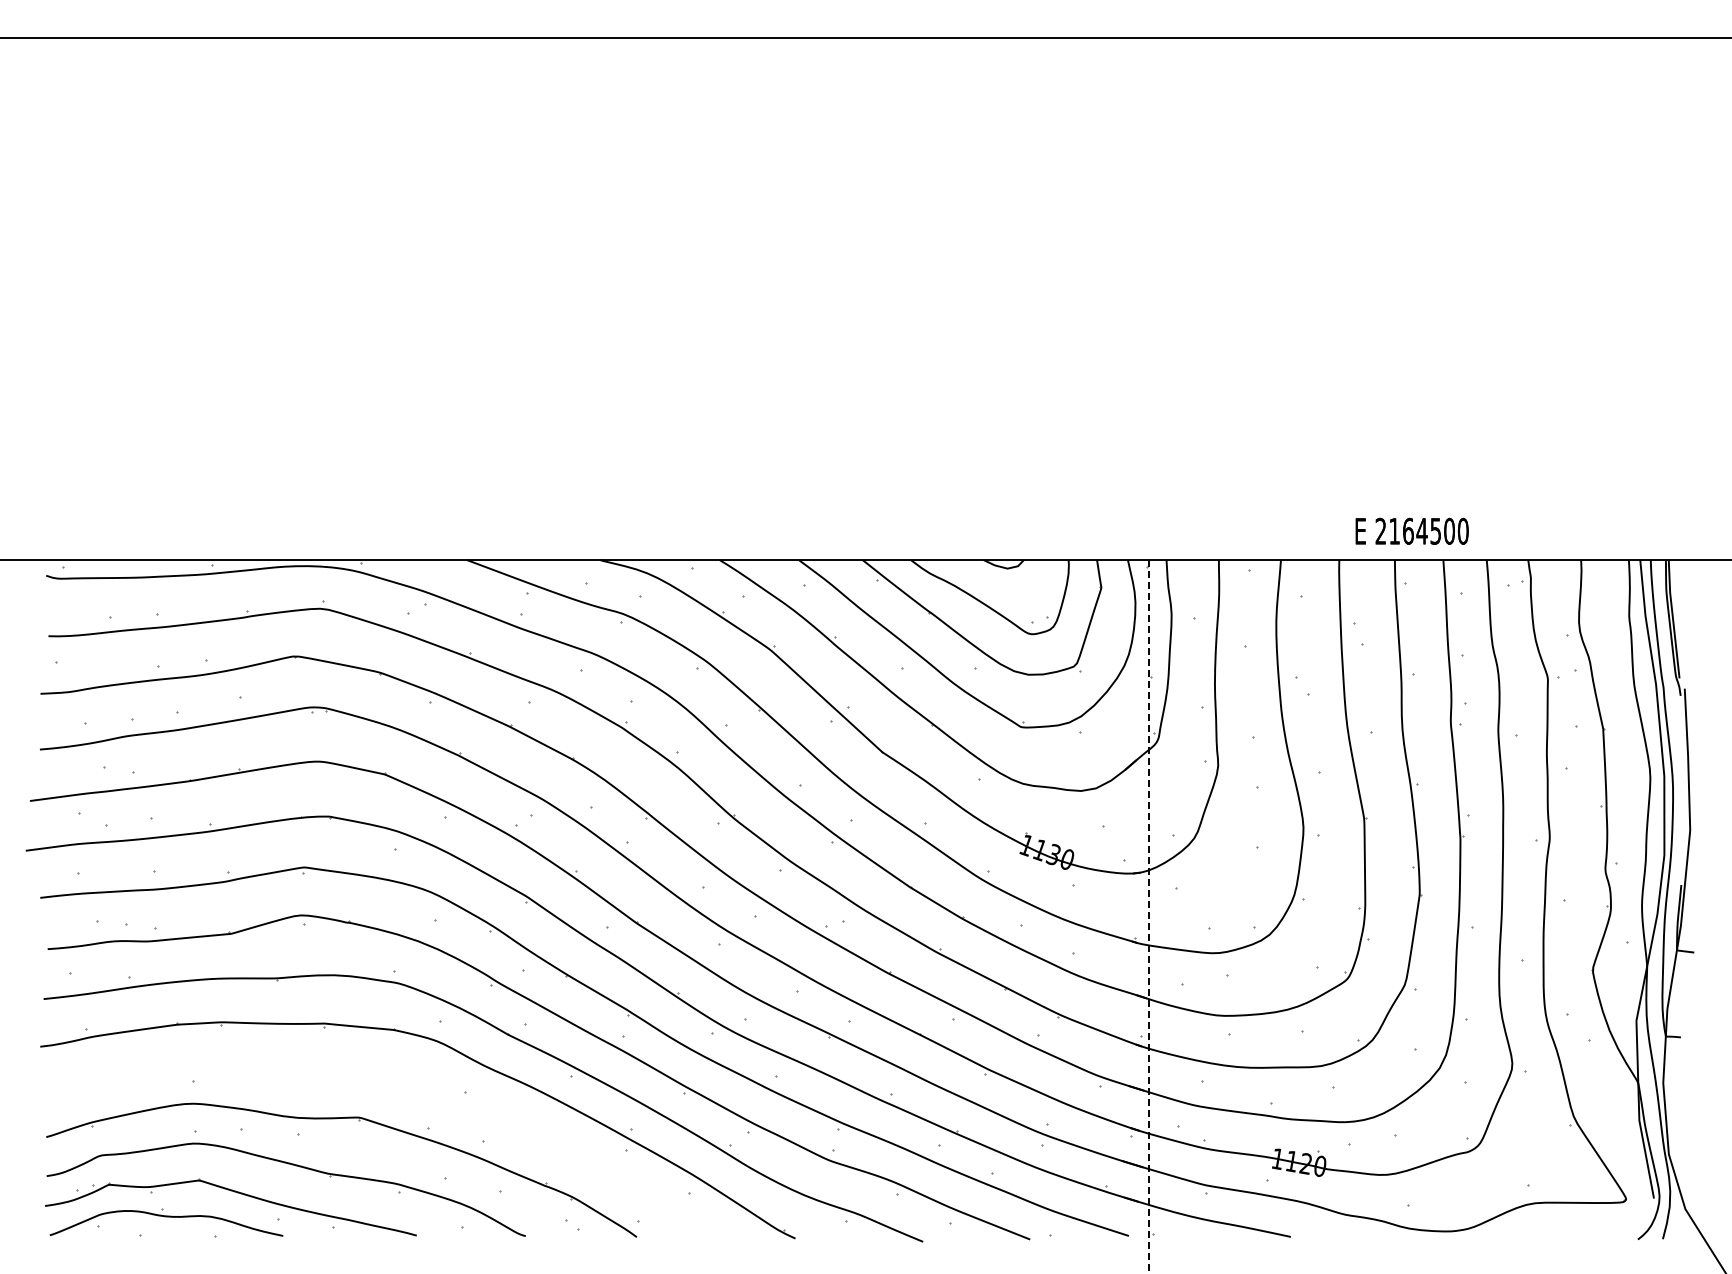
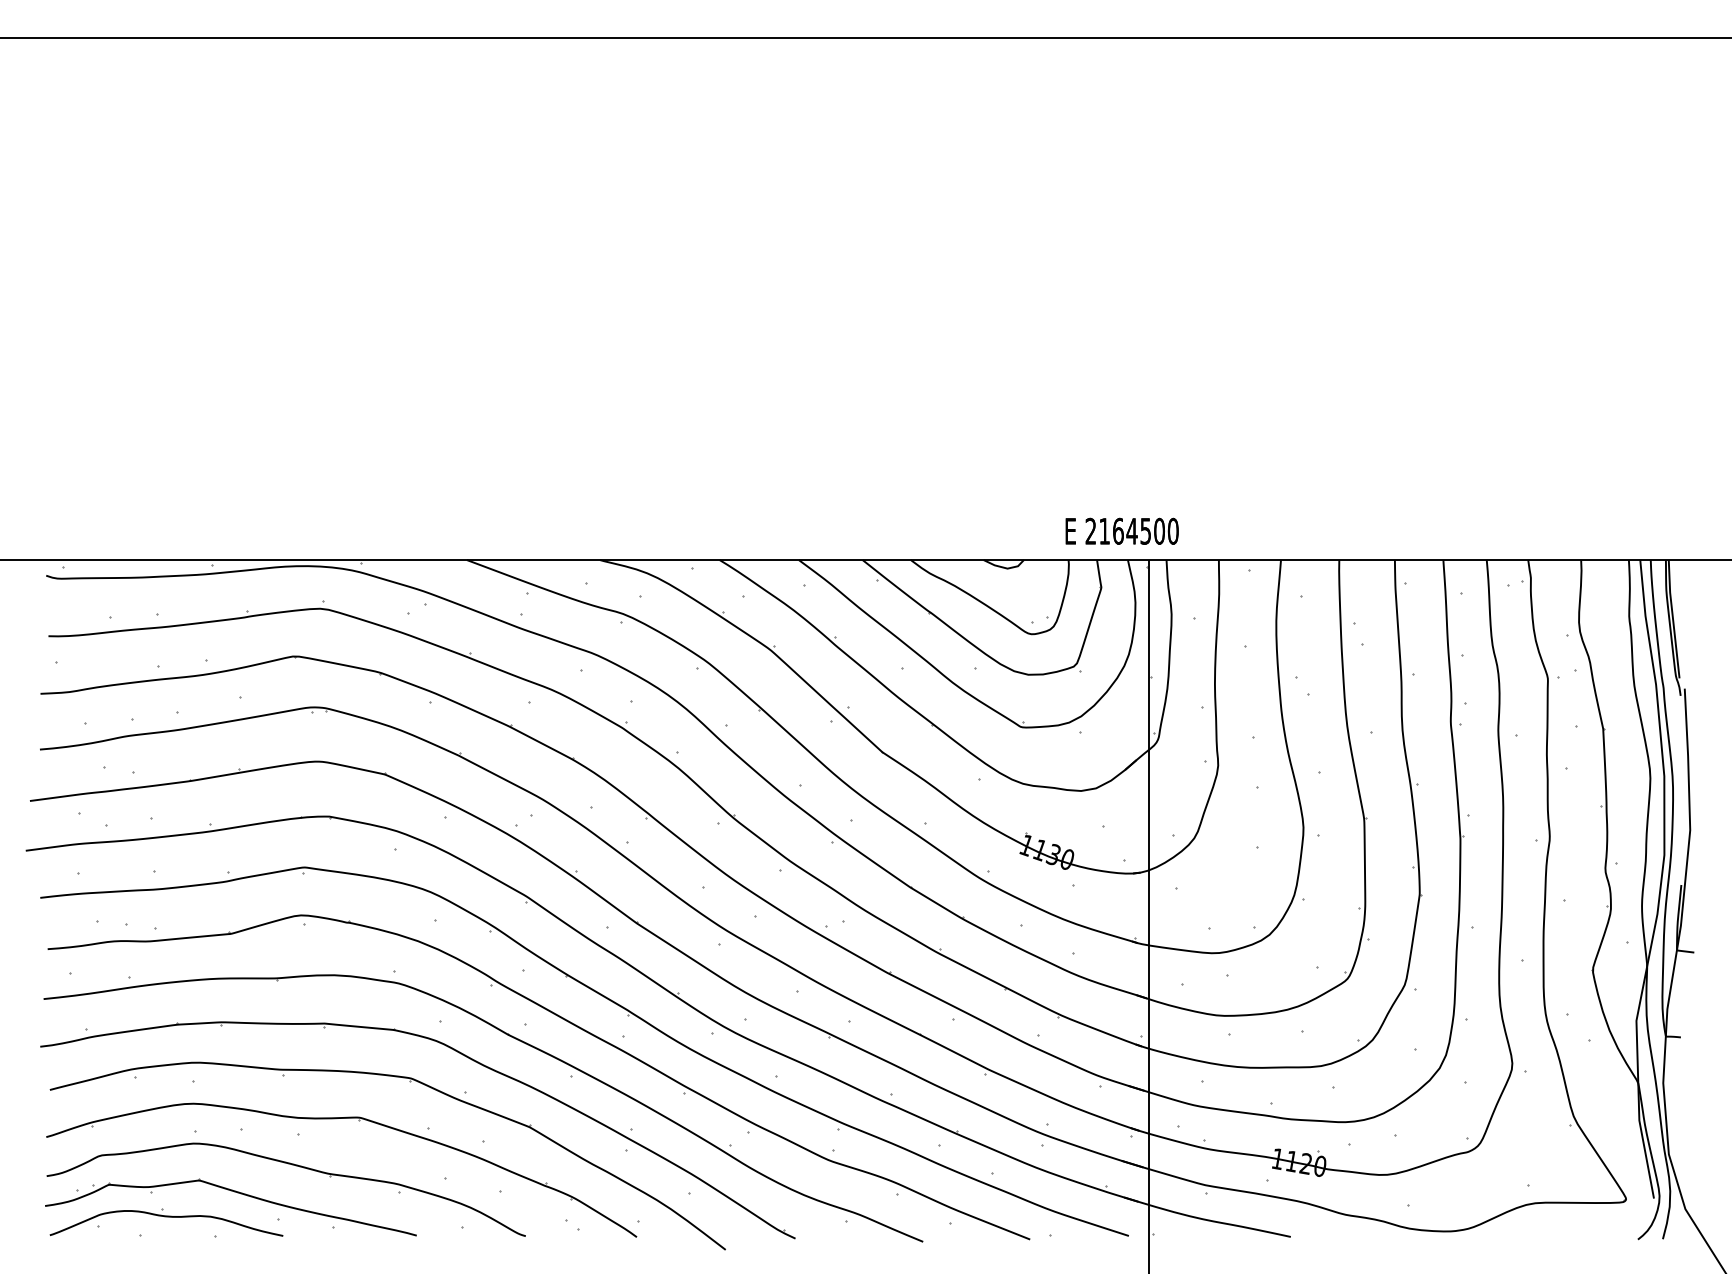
text position: (1411, 530) -> (1121, 530) (1121, 530)
line: dashed -> solid (1148, 916)
part: none -> present (410, 1082)
